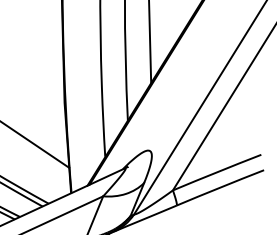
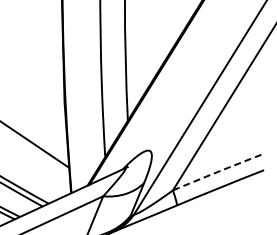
line: present -> none (150, 42)
arc: solid -> dashed (217, 172)
